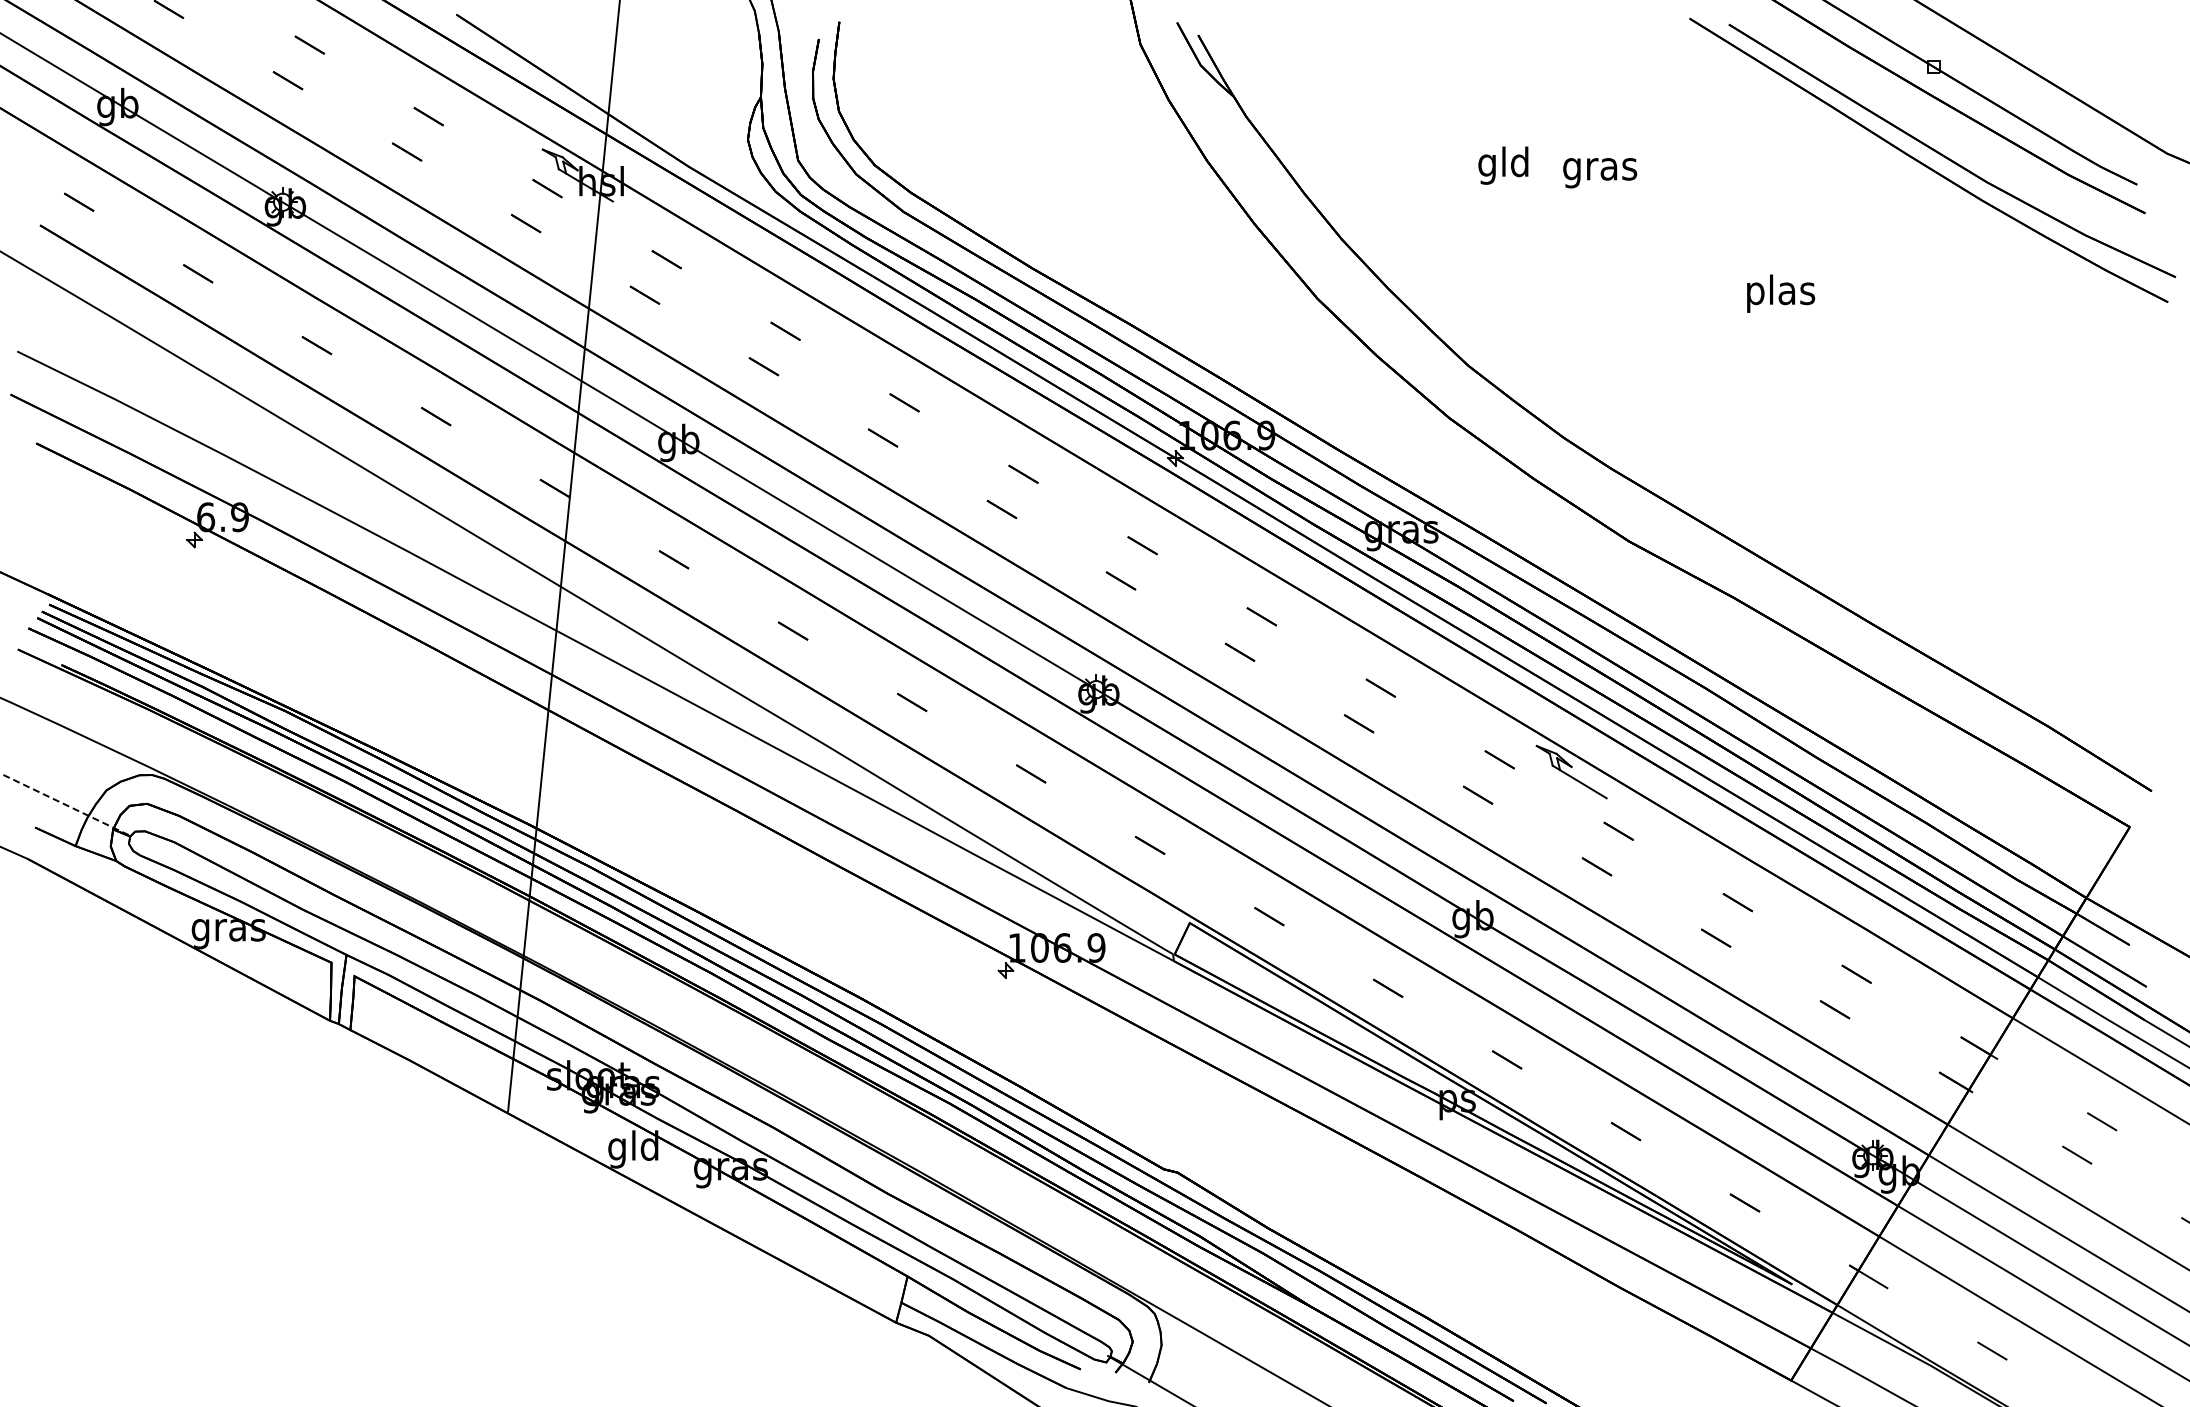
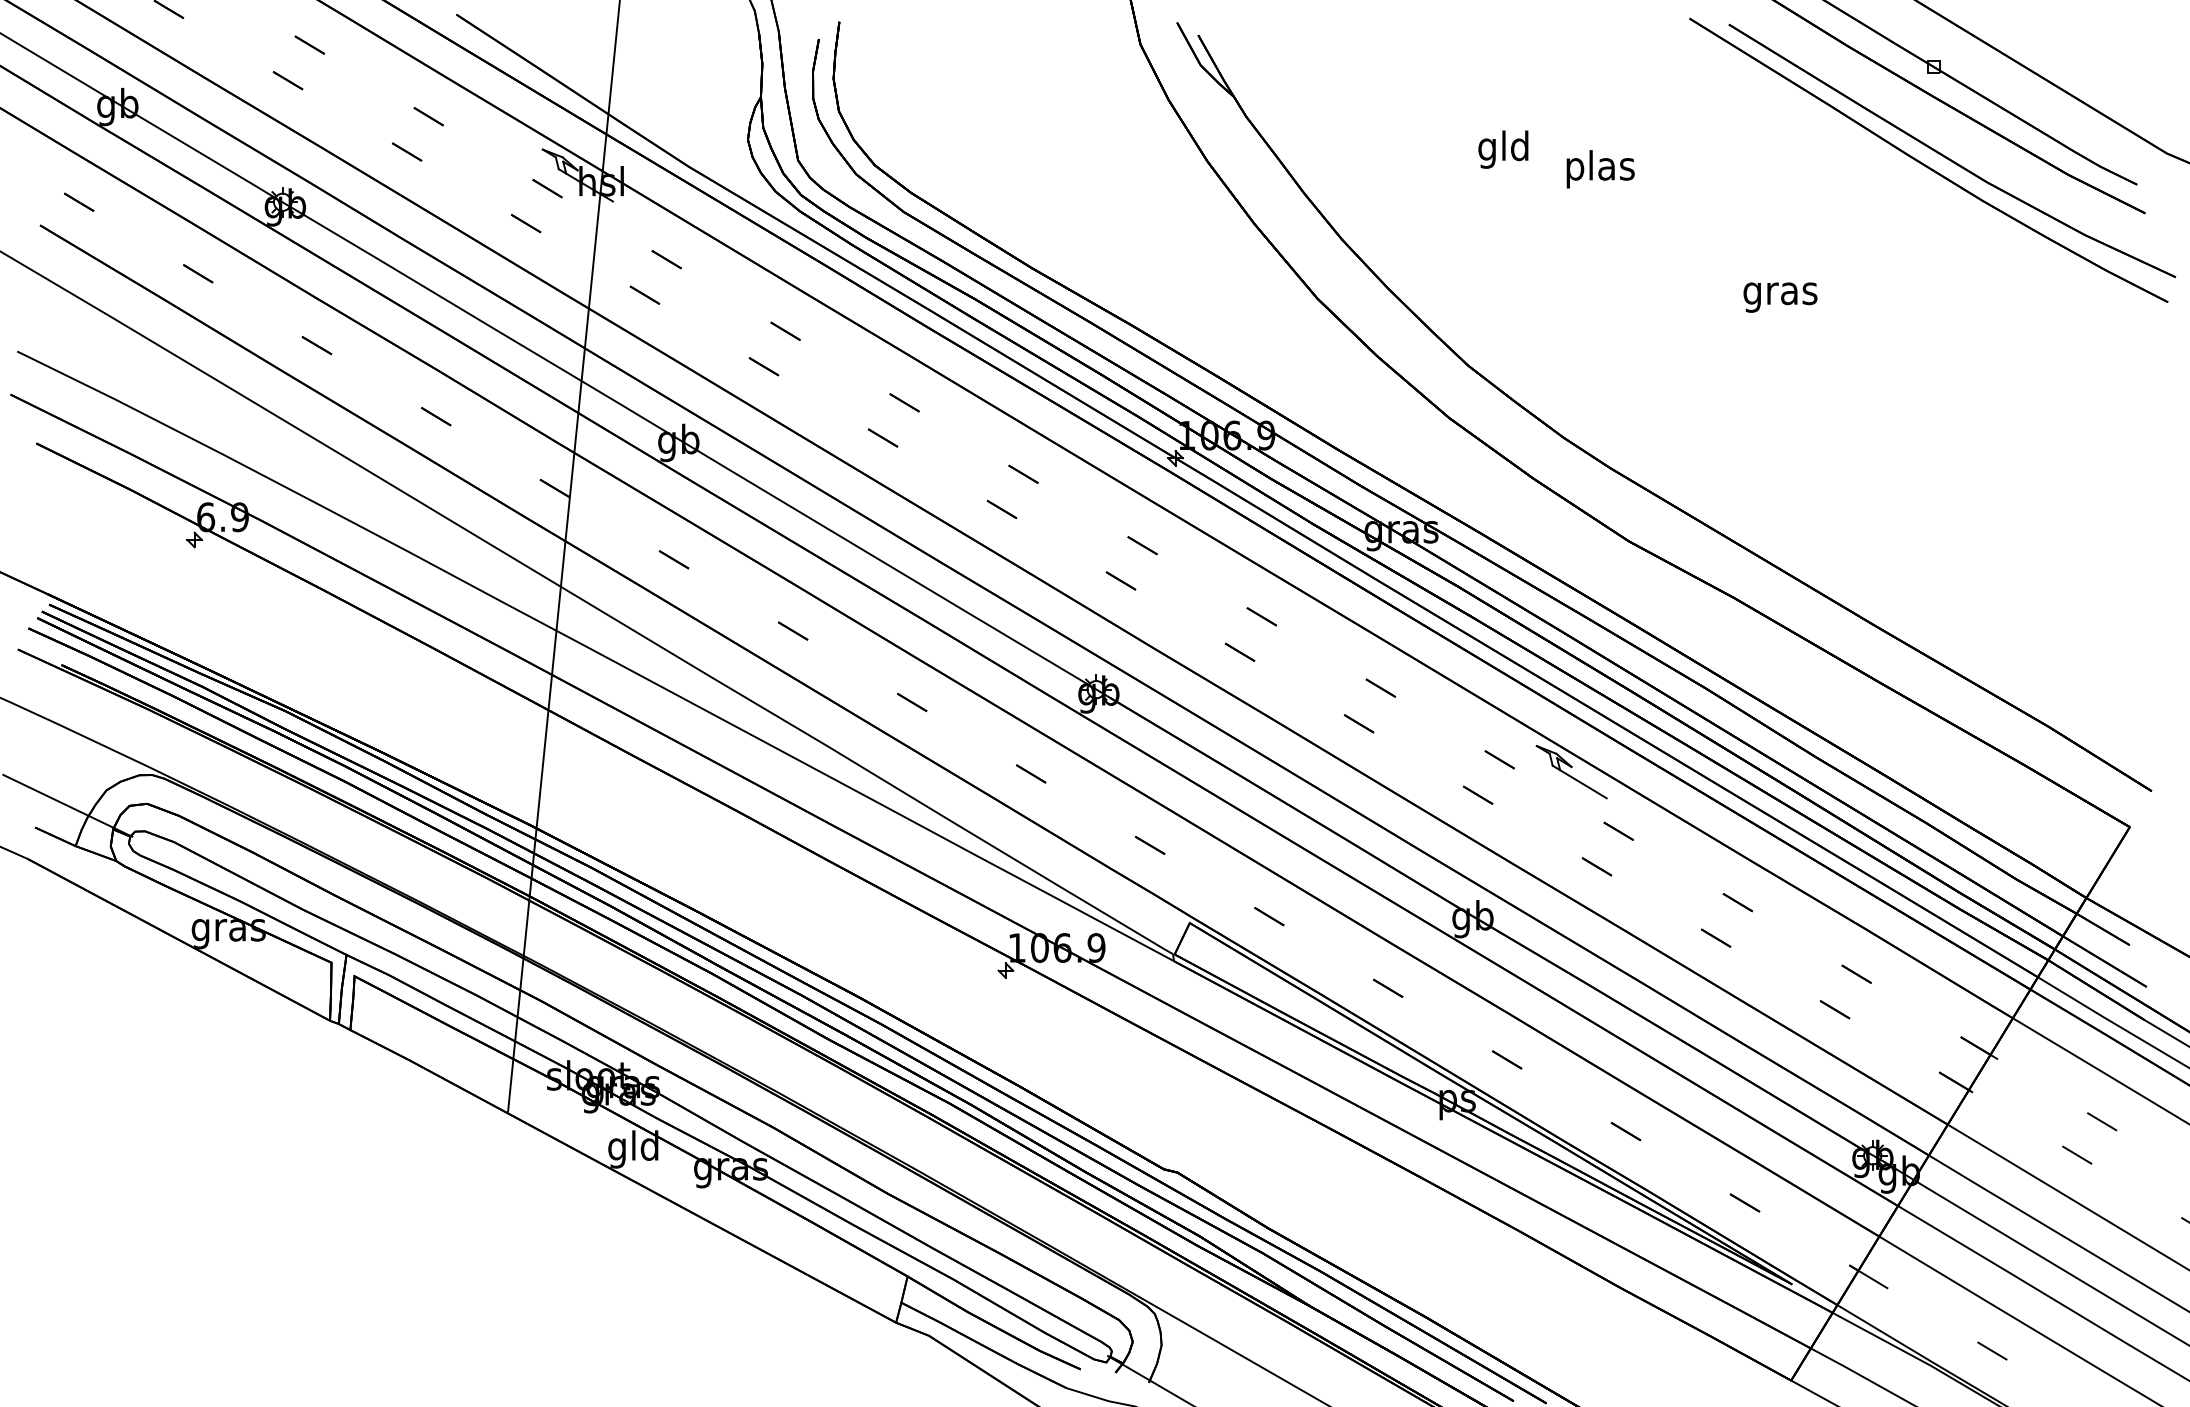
text position: (1503, 165) -> (1503, 149) (1503, 149)
text: gras -> plas (1600, 169)
text: plas -> gras (1780, 293)
line: dashed -> solid (68, 806)
